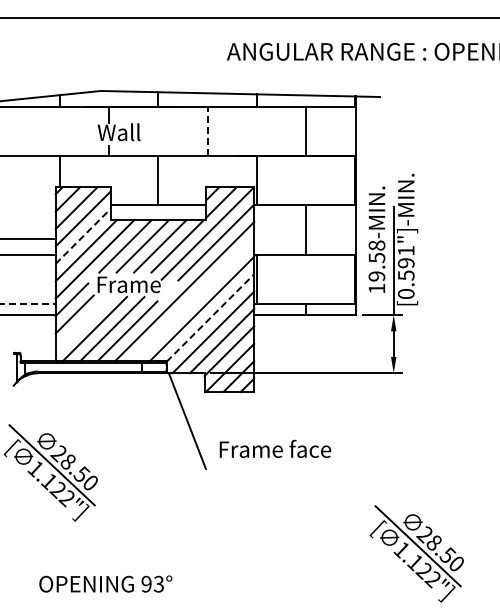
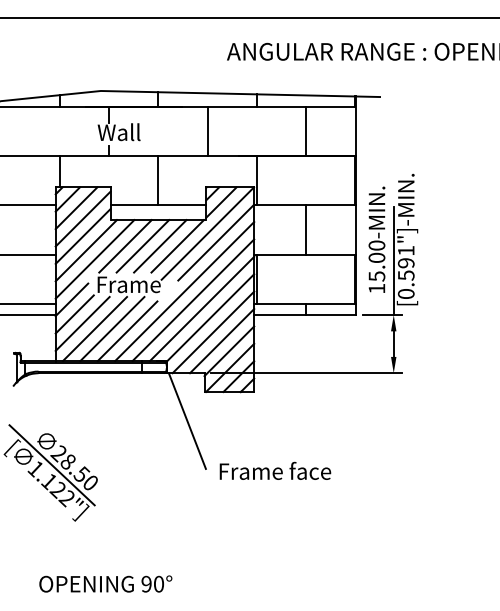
line: dashed -> solid (207, 131)
line: dashed -> solid (83, 236)
line position: (28, 239) -> (28, 205) (28, 205)
text: 19.58-MIN. -> 15.00-MIN. (376, 260)
line: none -> present (193, 300)
line: dashed -> solid (28, 303)
line: dashed -> solid (210, 317)
line: none -> present (82, 323)
text position: (275, 448) -> (275, 470) (275, 470)
part: present -> none (416, 553)
text: 93° -> 90° (158, 584)
